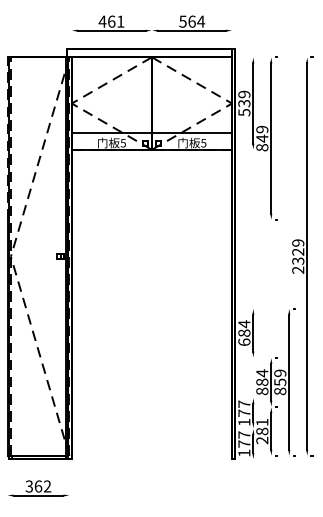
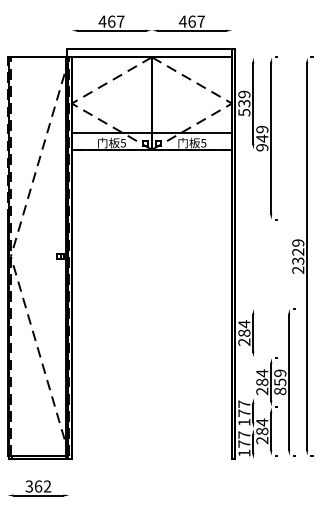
text: 461 -> 467 (120, 21)
text: 564 -> 467 (192, 21)
text: 849 -> 949 (262, 147)
text: 684 -> 284 (244, 341)
text: 884 -> 284 (262, 391)
text: 281 -> 284 (262, 422)
